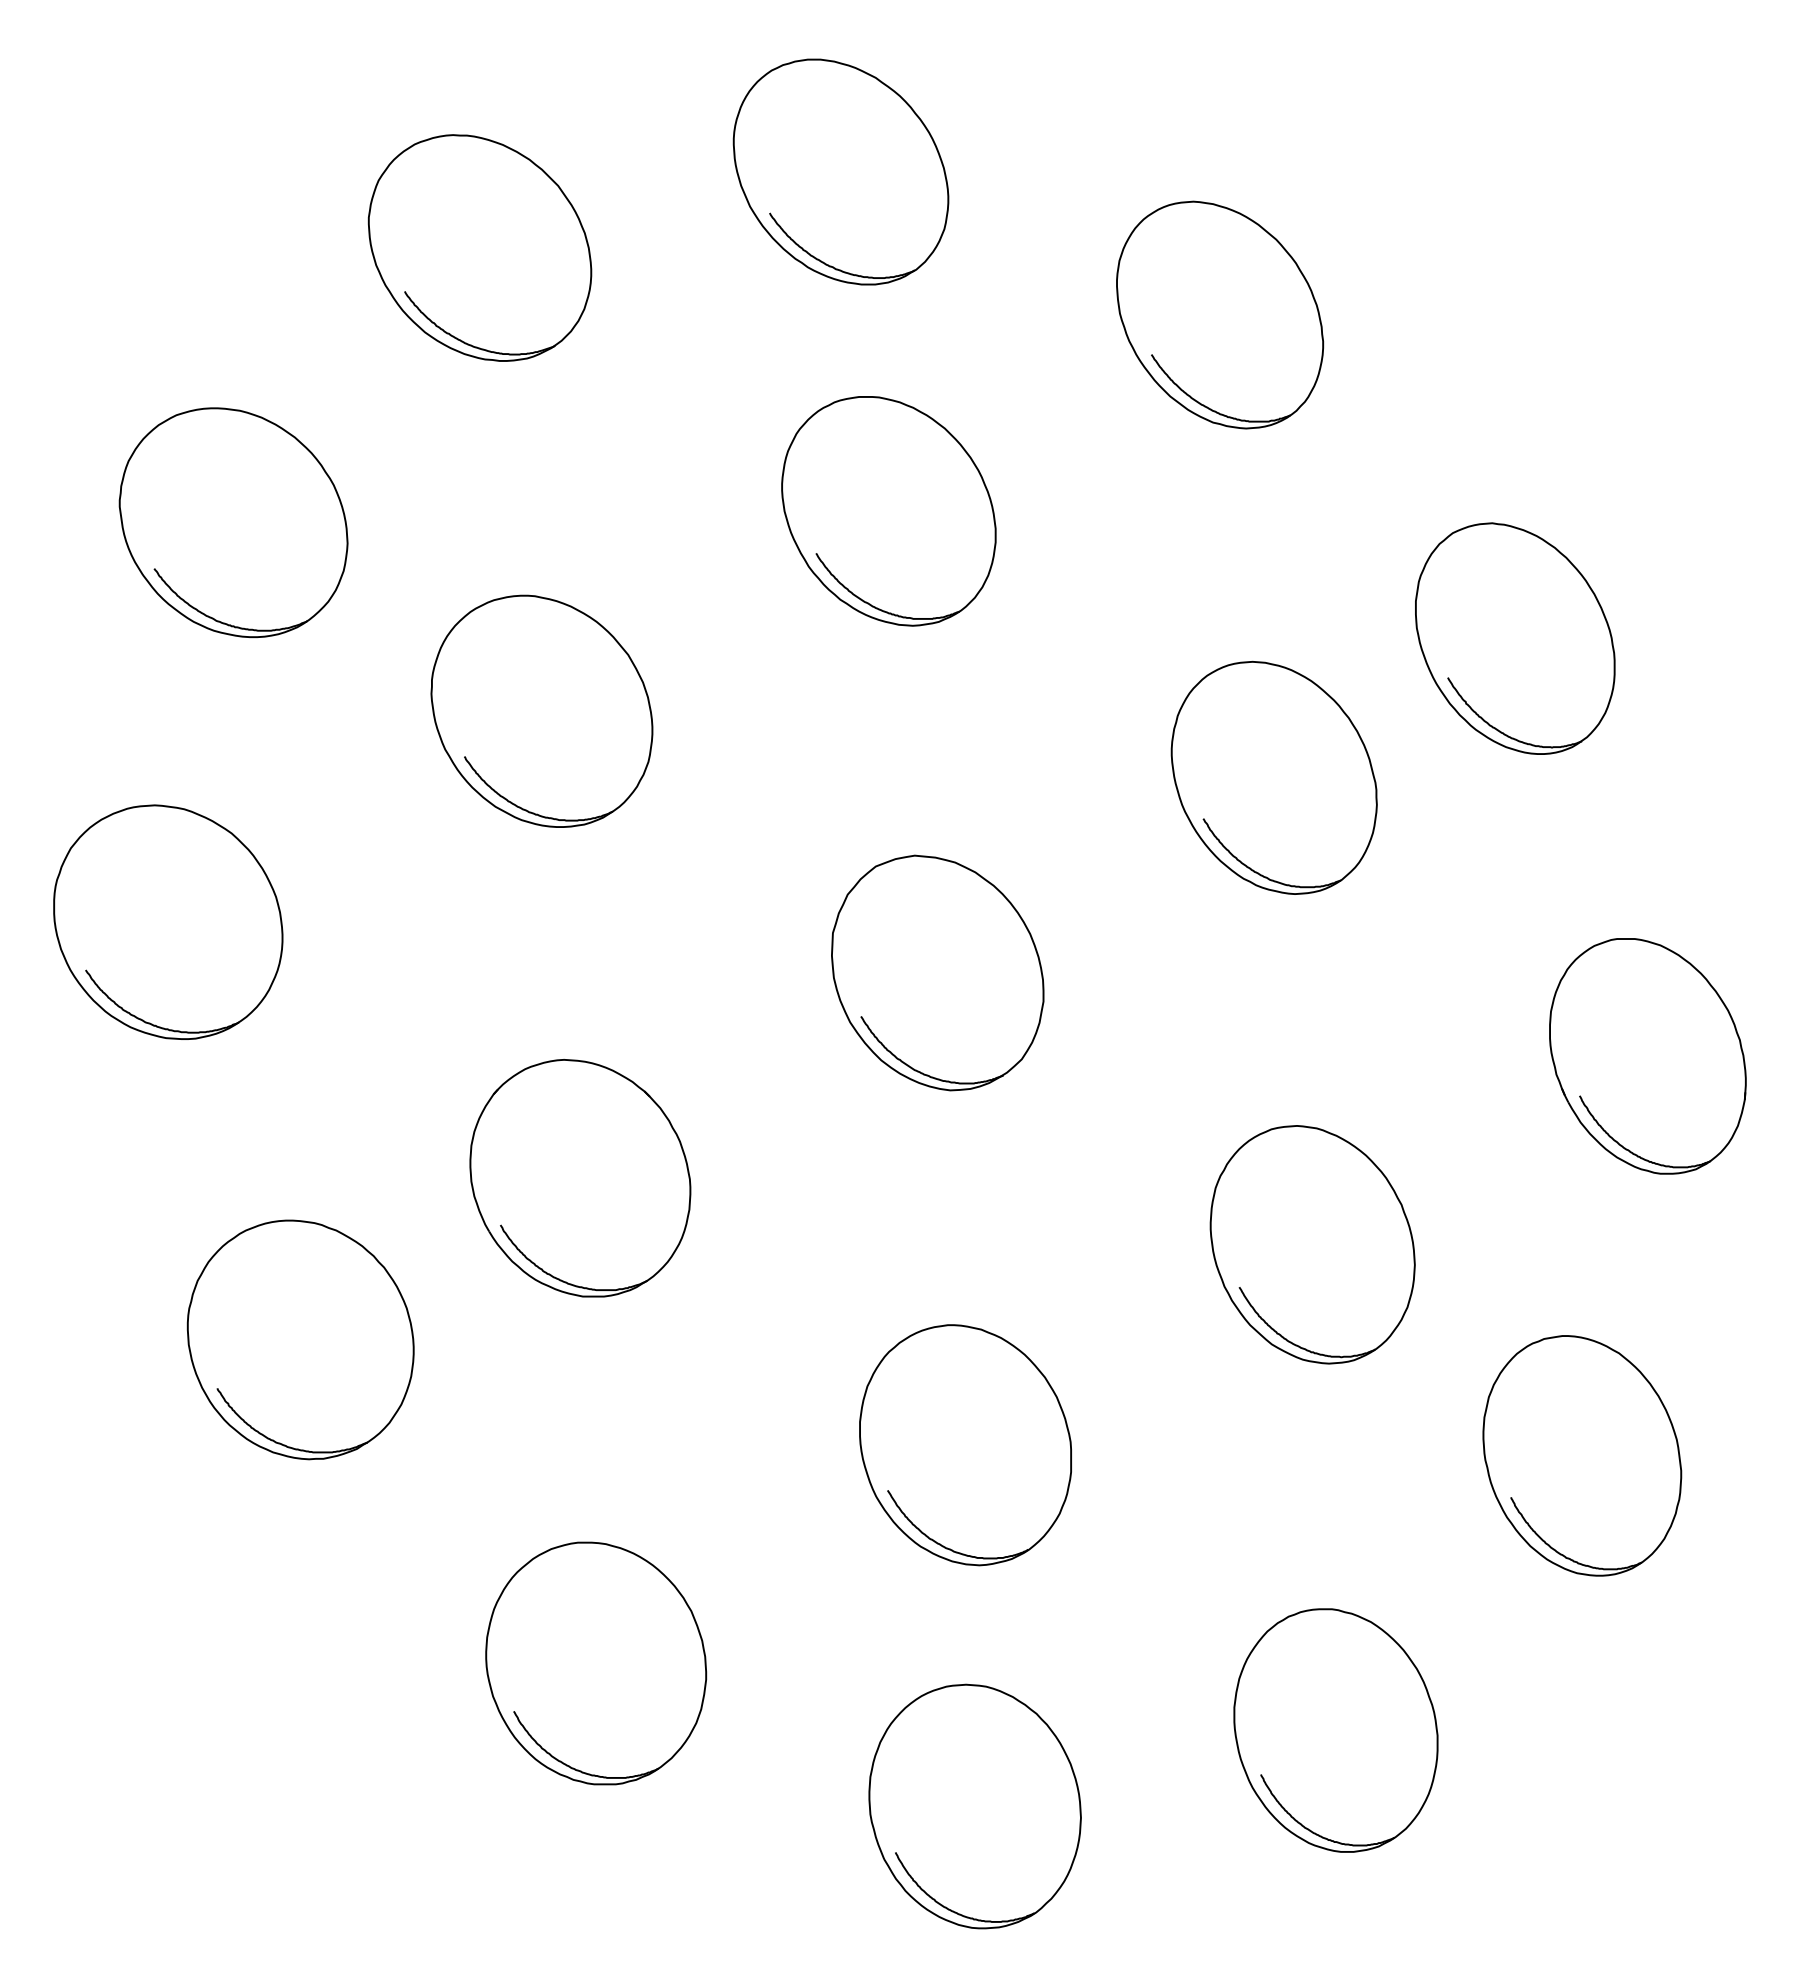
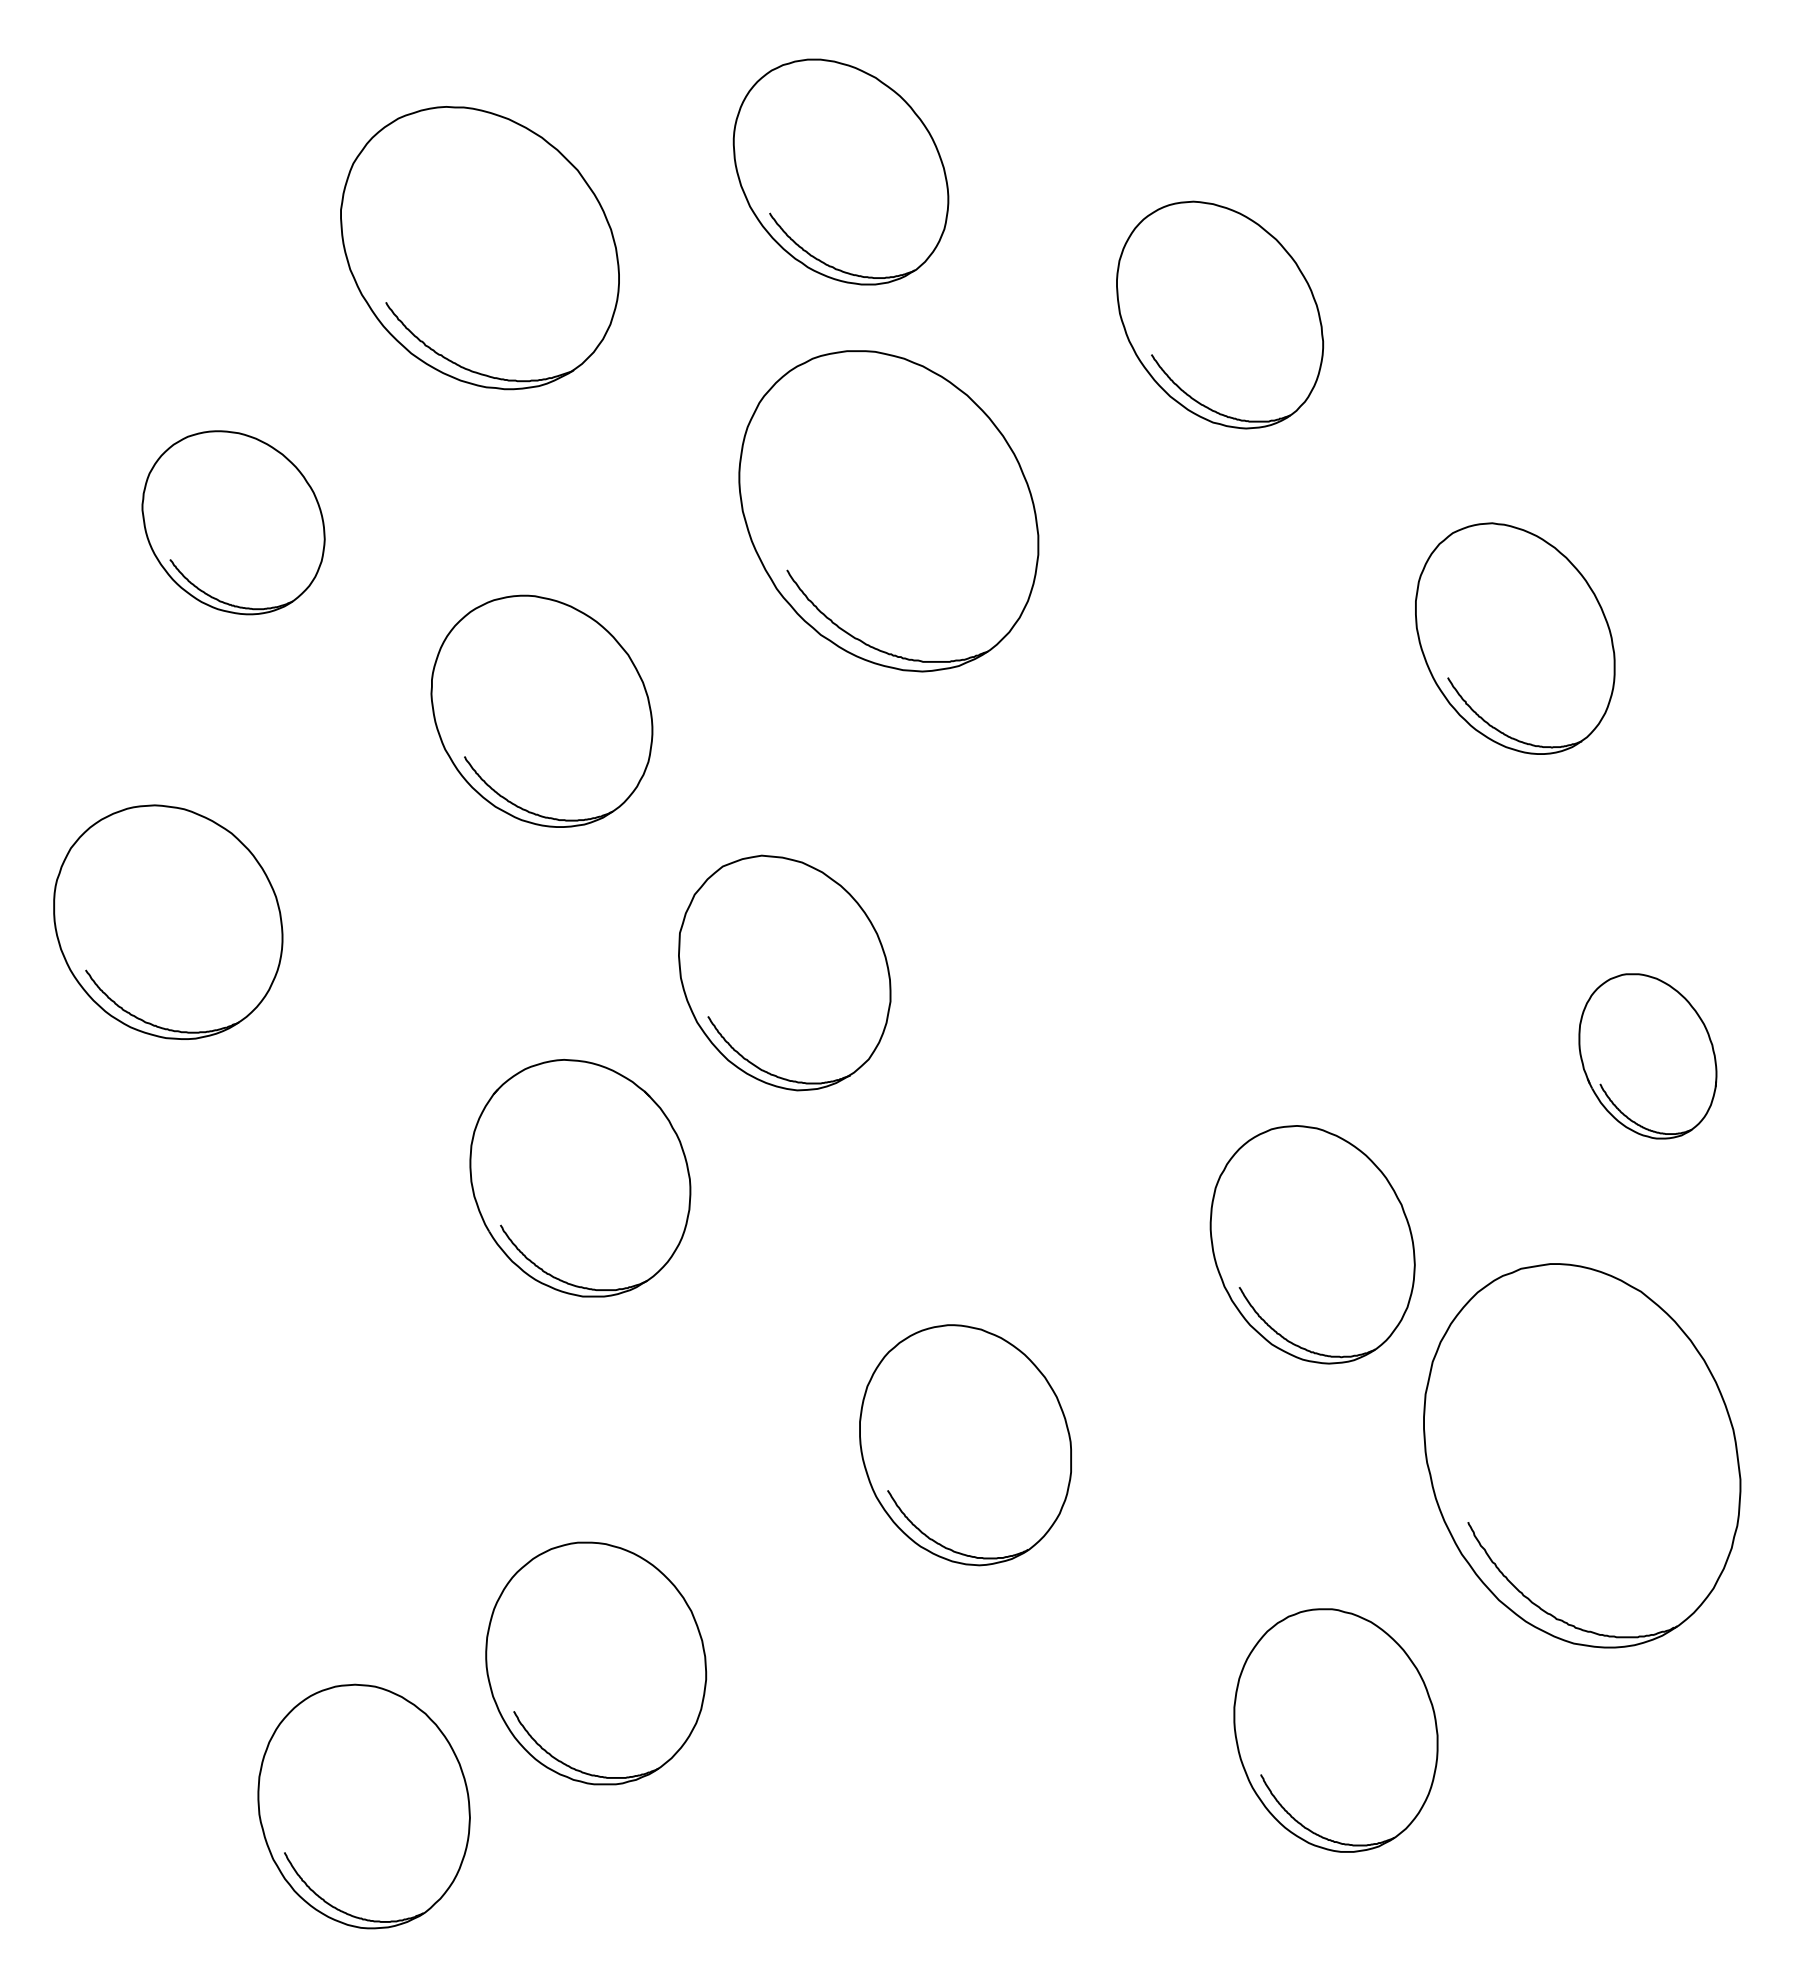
part size: 226x228 px -> 280x285 px (479, 248)
part size: 216x231 px -> 302x323 px (888, 511)
part size: 231x232 px -> 185x186 px (233, 522)
part: present -> none (1273, 777)
part position: (937, 972) -> (784, 972) (784, 972)
part size: 198x237 px -> 140x167 px (1647, 1056)
part: present -> none (300, 1339)
part size: 201x242 px -> 319x386 px (1582, 1455)
part position: (974, 1806) -> (363, 1806) (363, 1806)
